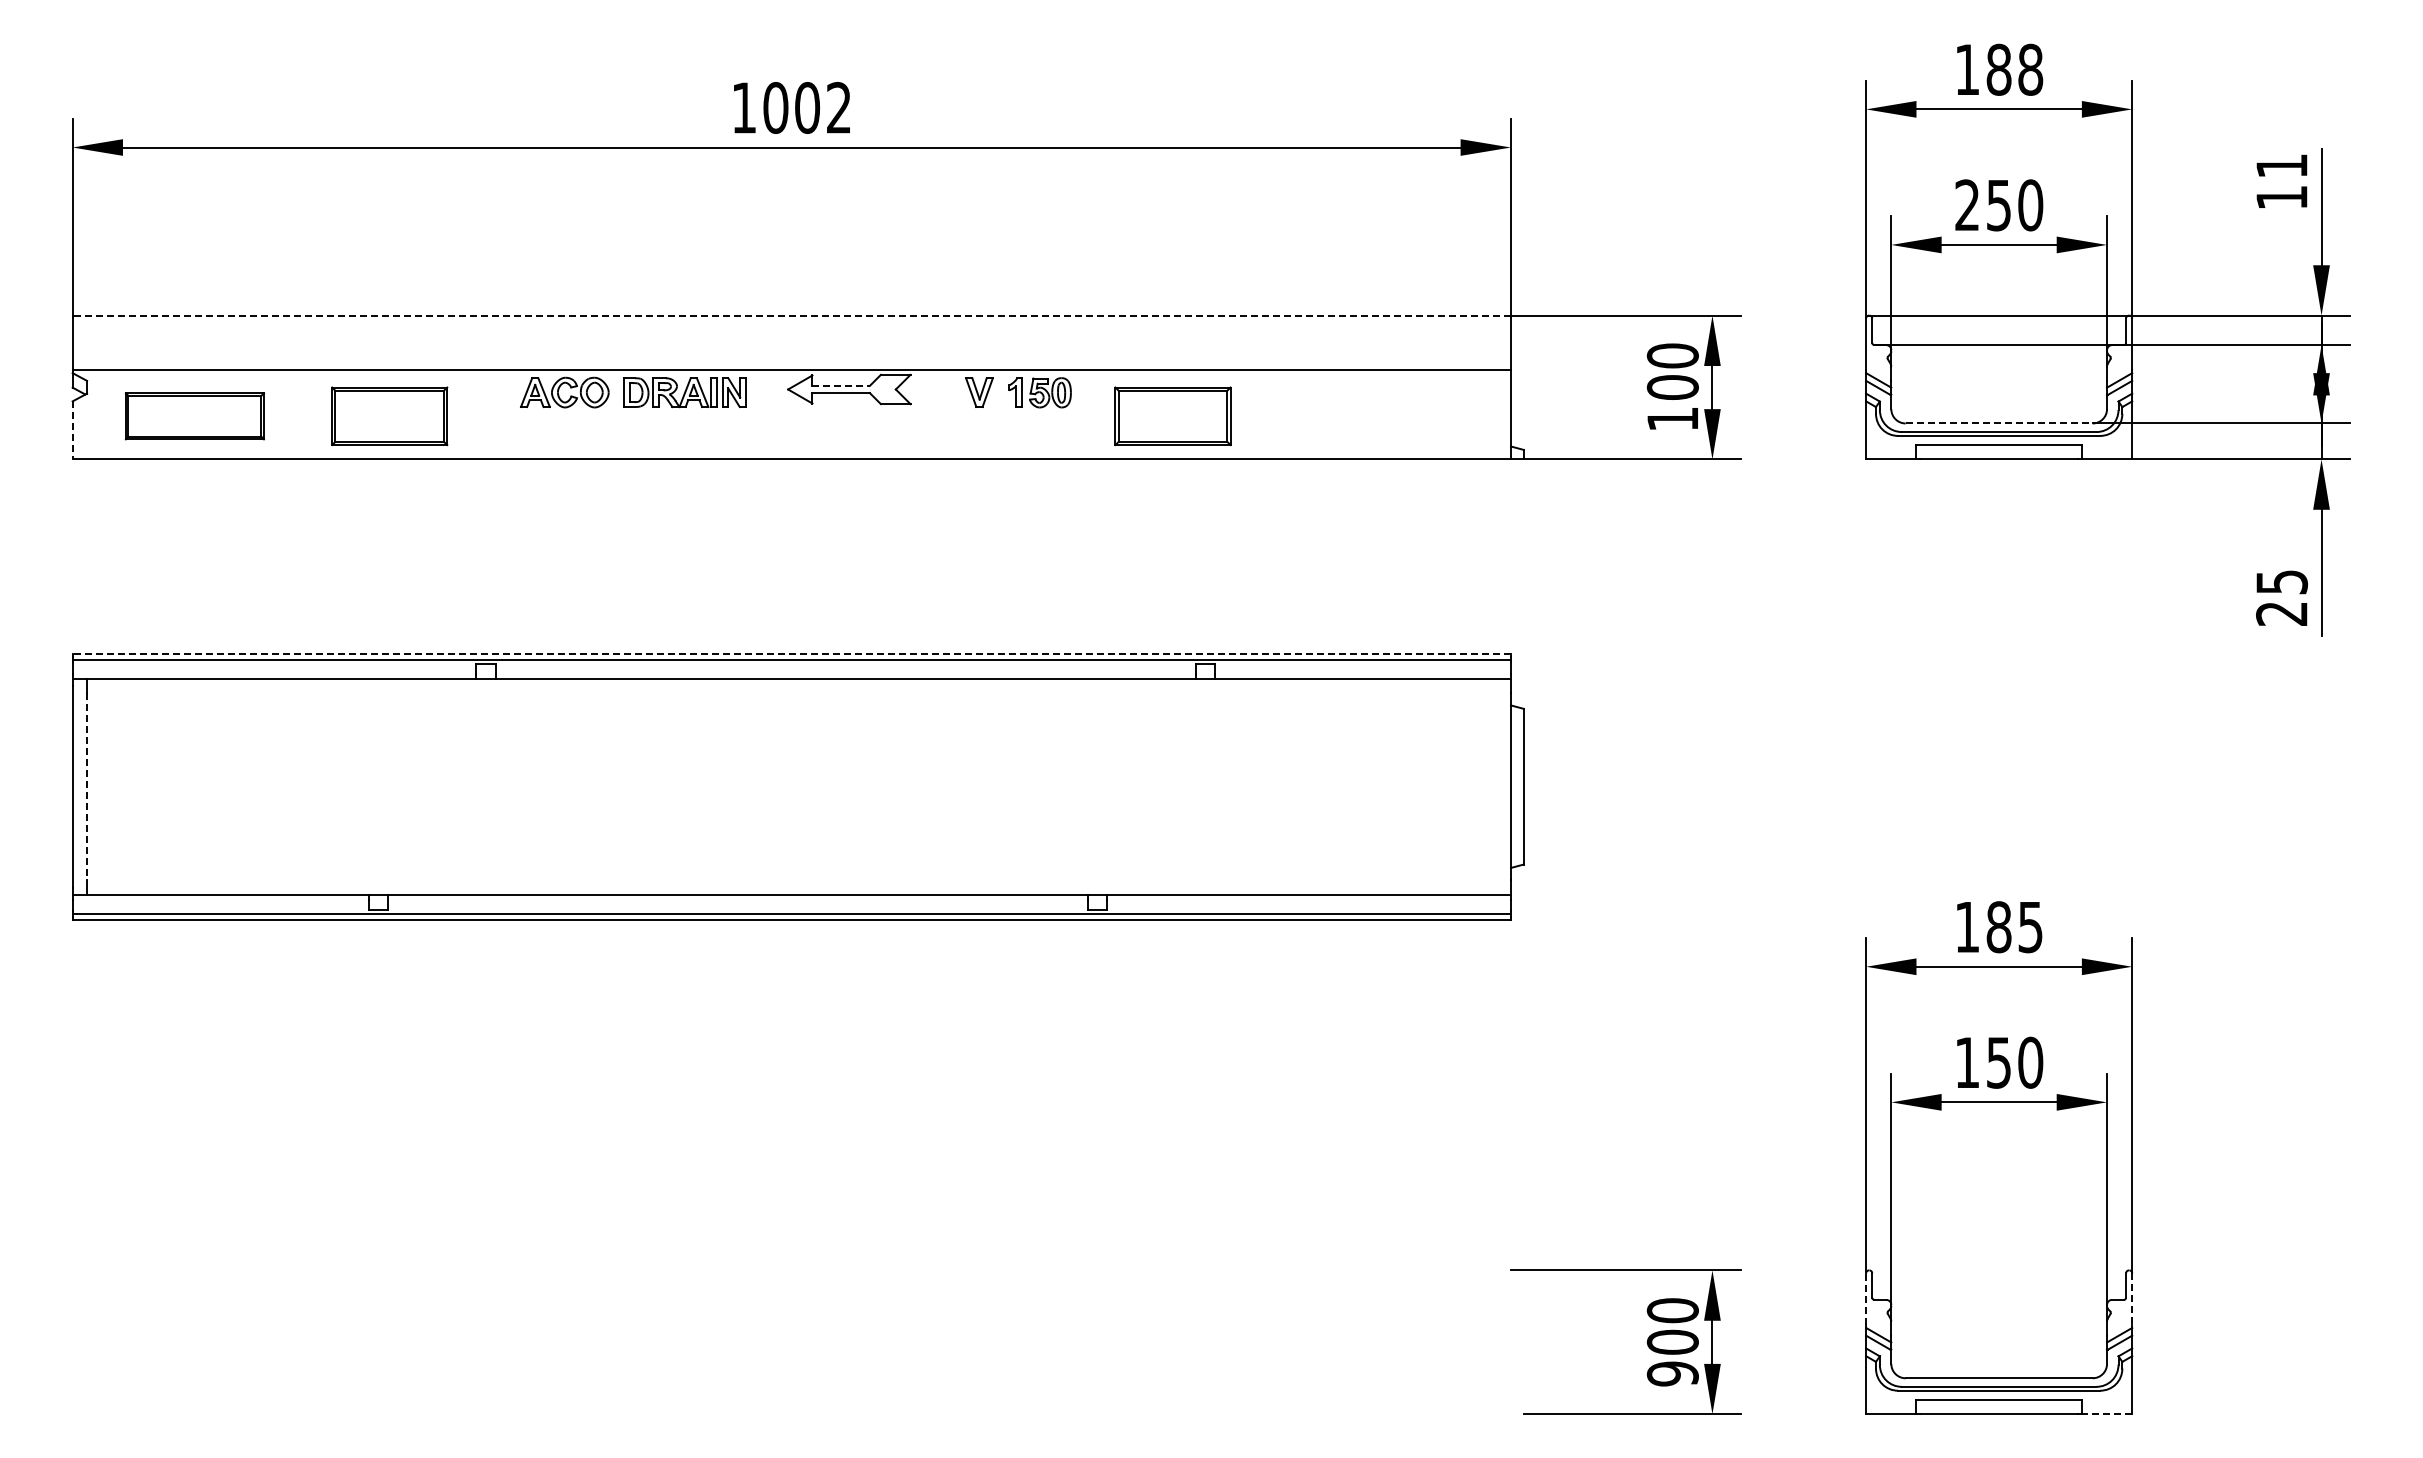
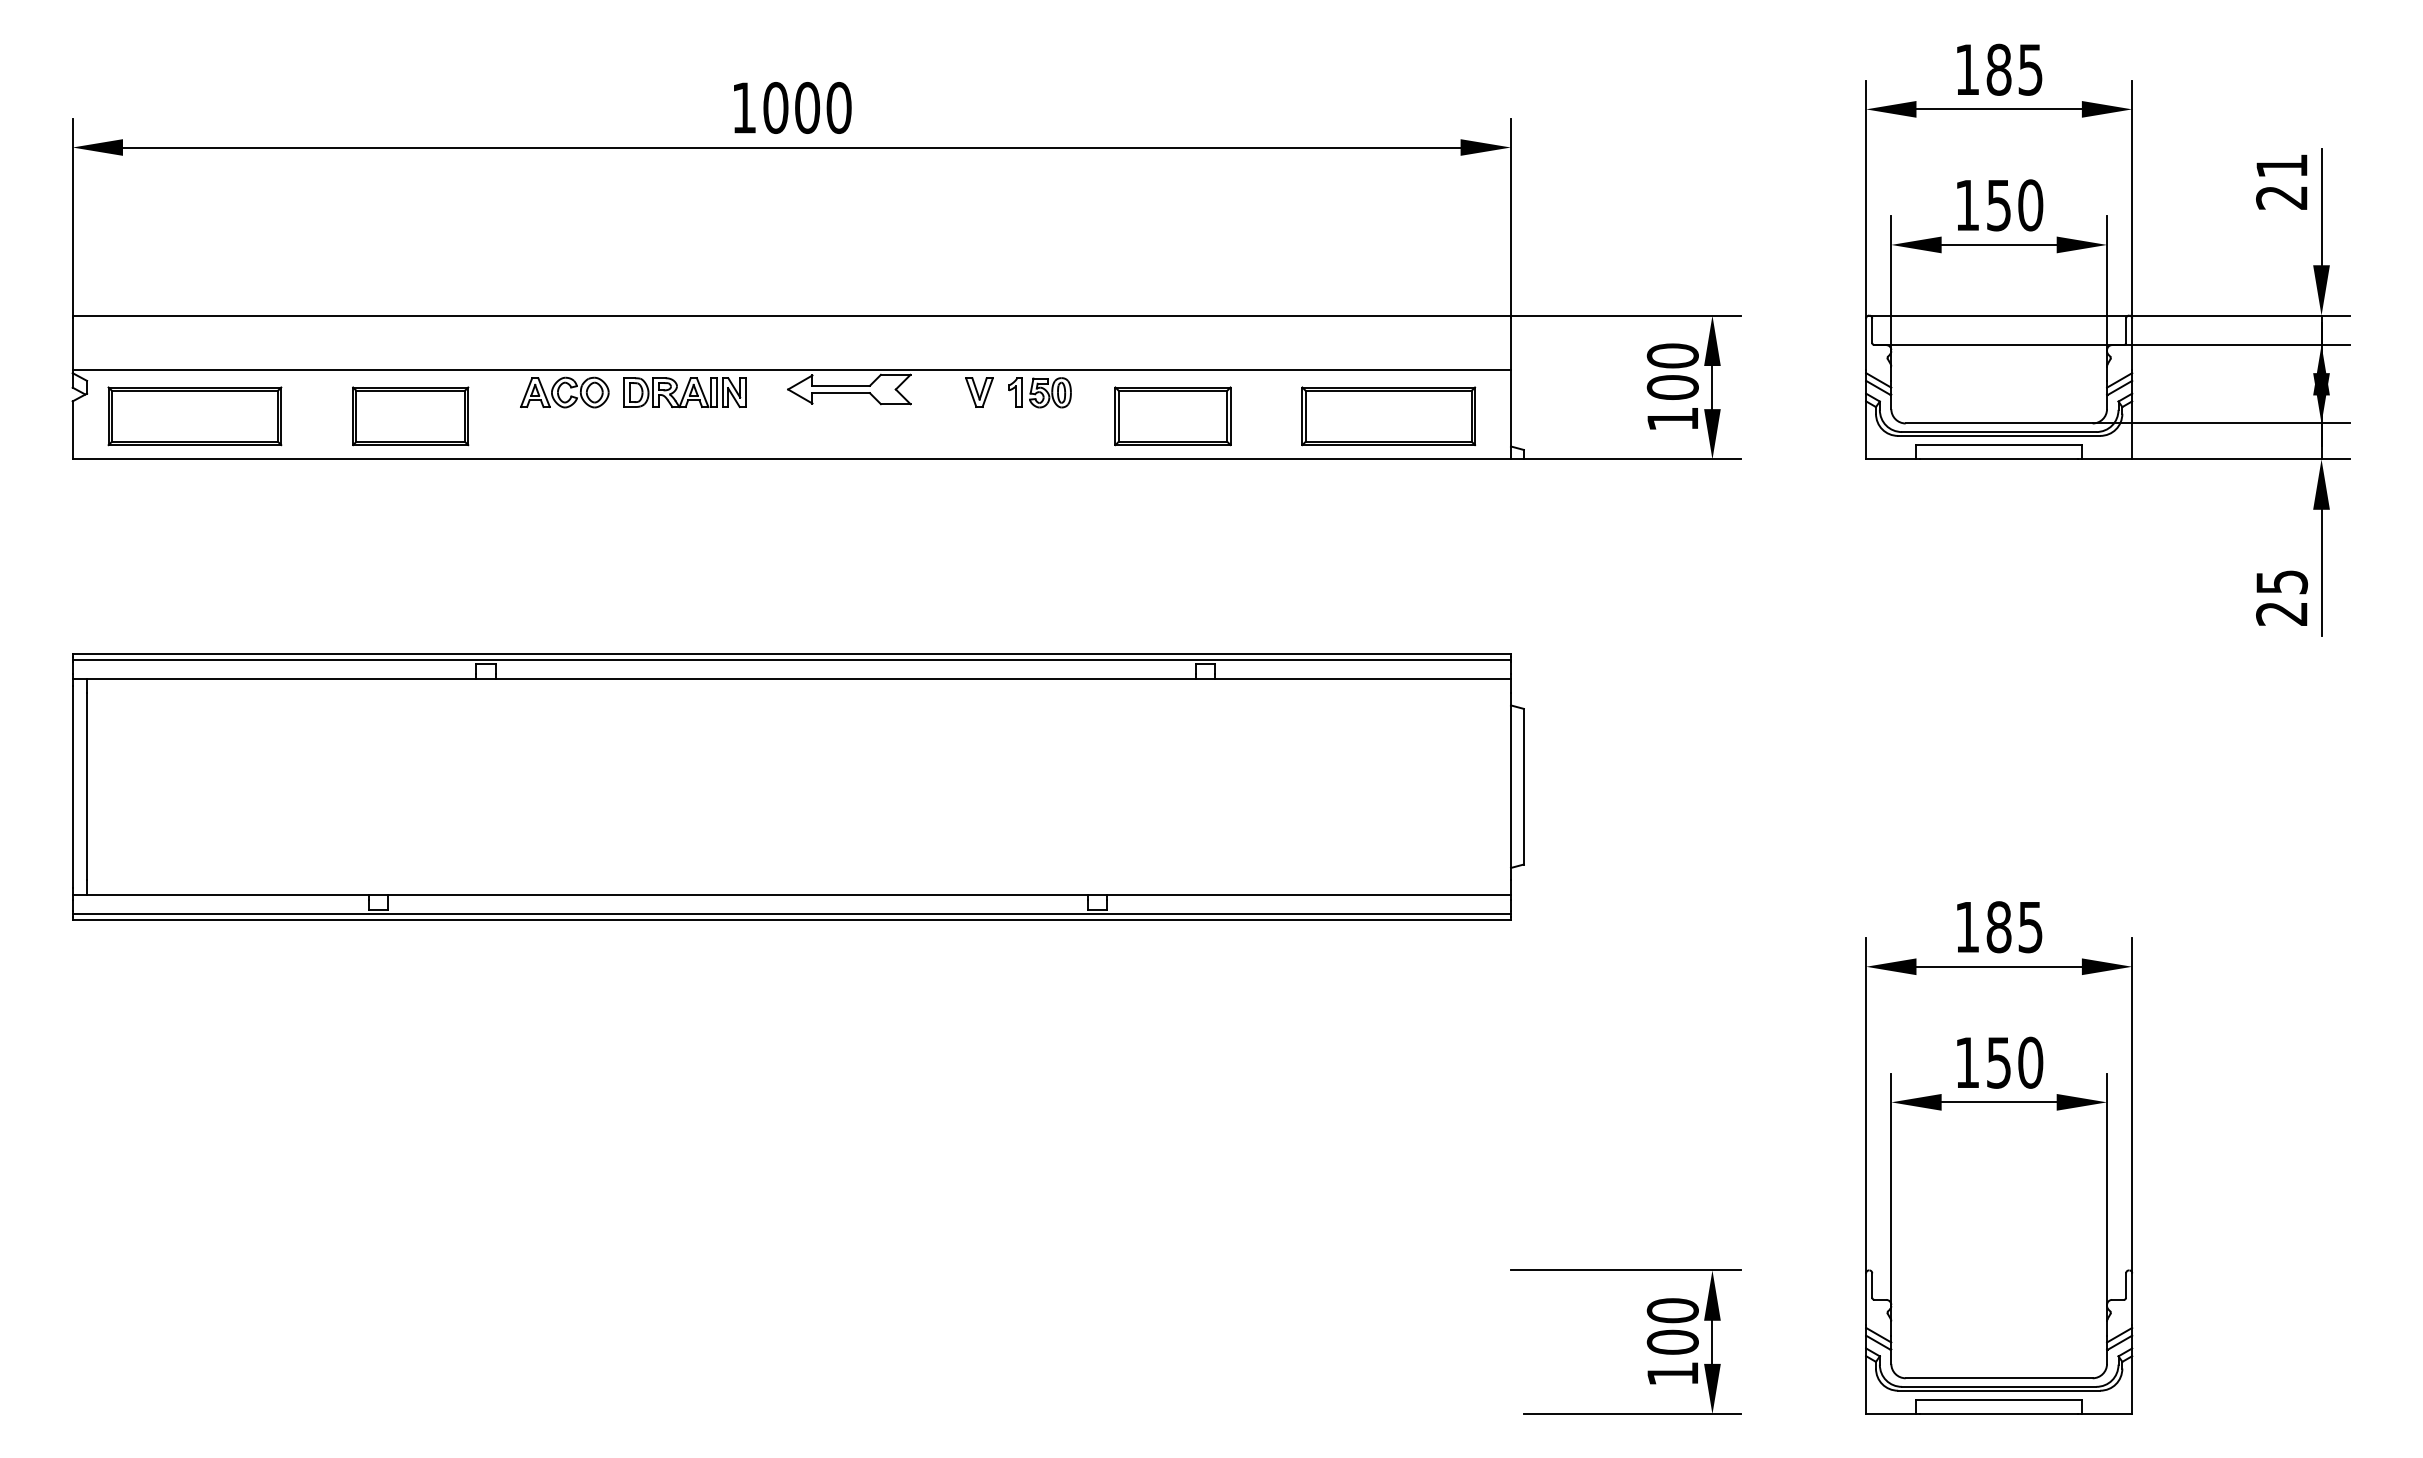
text: 188 -> 185 (2030, 69)
text: 1002 -> 1000 (838, 107)
text: 11 -> 21 (2281, 197)
text: 250 -> 150 (1966, 204)
line: dashed -> solid (791, 315)
line: dashed -> solid (841, 385)
part size: 142x49 px -> 176x61 px (194, 416)
part position: (389, 416) -> (410, 416) (410, 416)
part: none -> present (1388, 416)
line: dashed -> solid (1999, 423)
line: dashed -> solid (72, 430)
line: dashed -> solid (791, 653)
line: dashed -> solid (87, 787)
line: dashed -> solid (1866, 1299)
line: dashed -> solid (2132, 1299)
text: 900 -> 100 (1672, 1373)
line: dashed -> solid (2106, 1414)
